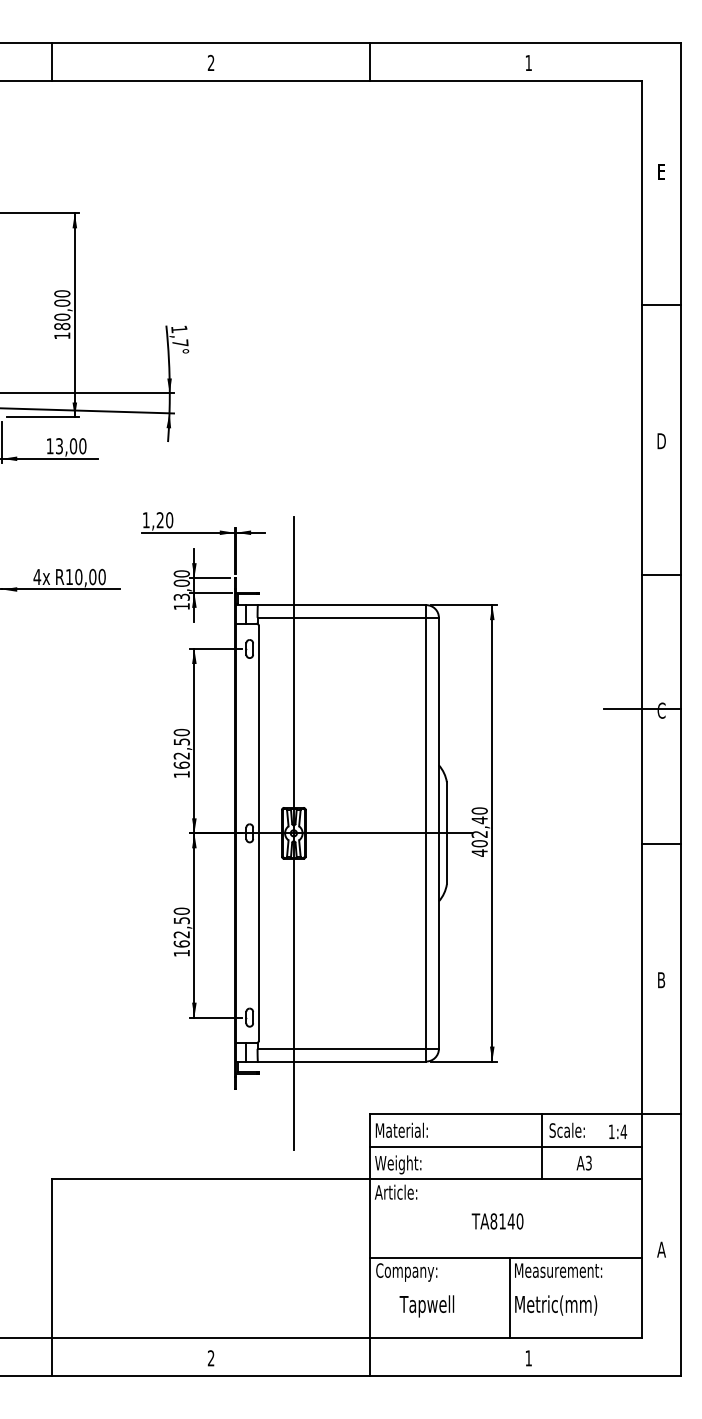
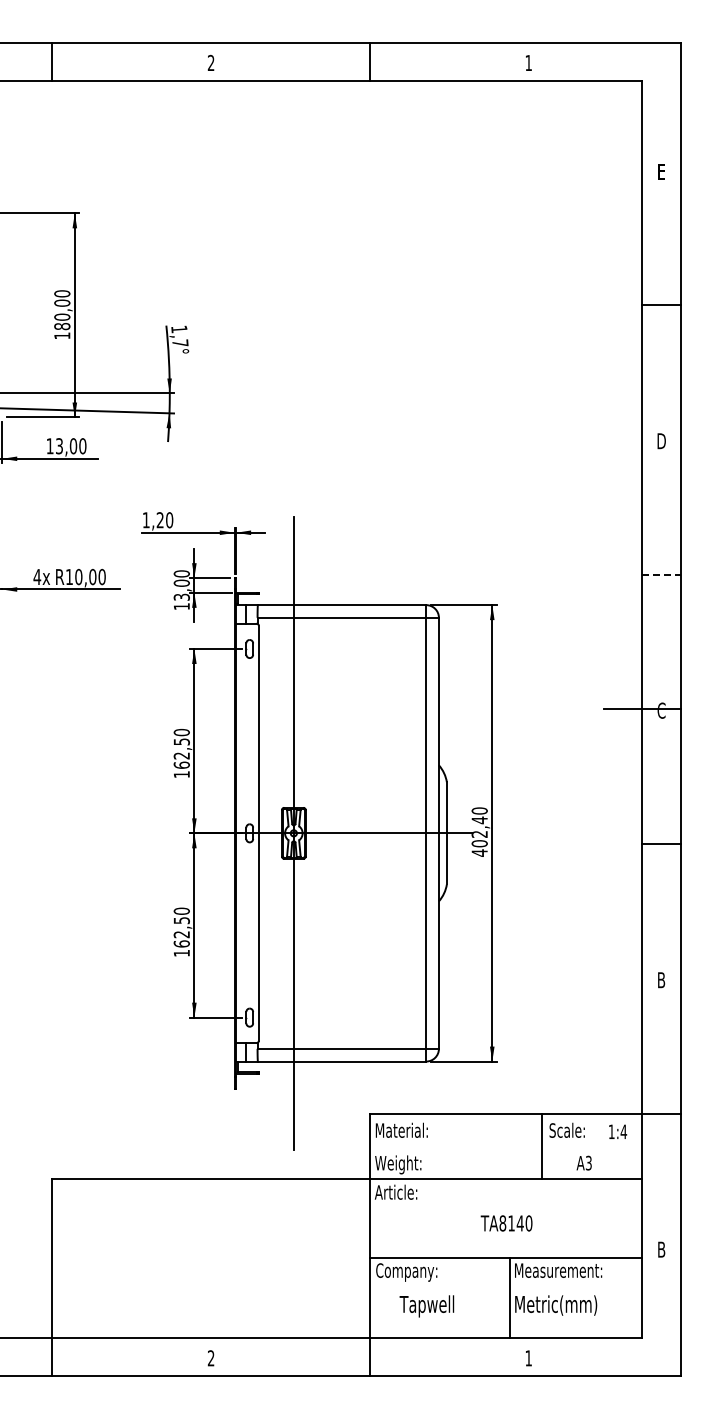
line: solid -> dashed (662, 574)
line: present -> none (506, 1147)
text position: (497, 1221) -> (506, 1223) (506, 1223)
text: A -> B (661, 1249)
